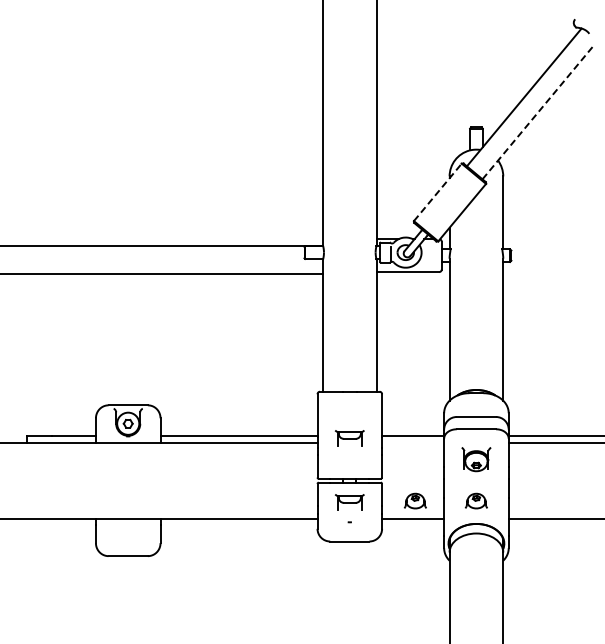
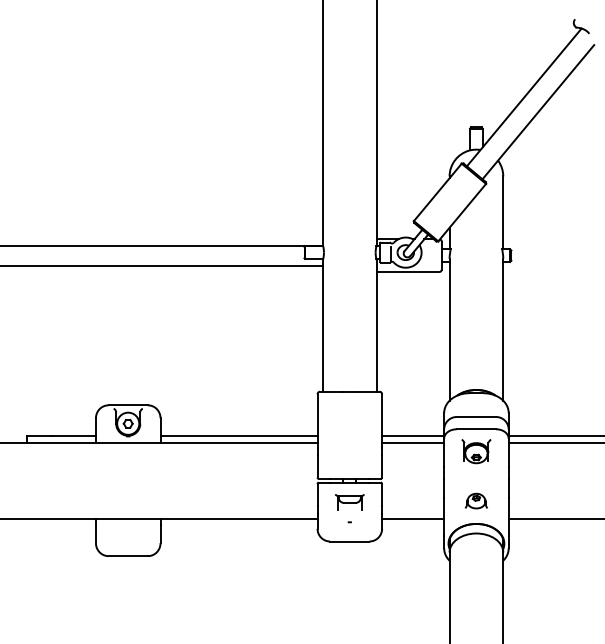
line: dashed -> solid (538, 111)
line: dashed -> solid (438, 192)
line position: (162, 273) -> (162, 265) (162, 265)
part: present -> none (349, 438)
line: none -> present (413, 442)
part position: (476, 459) -> (476, 451) (476, 451)
part: present -> none (414, 500)
